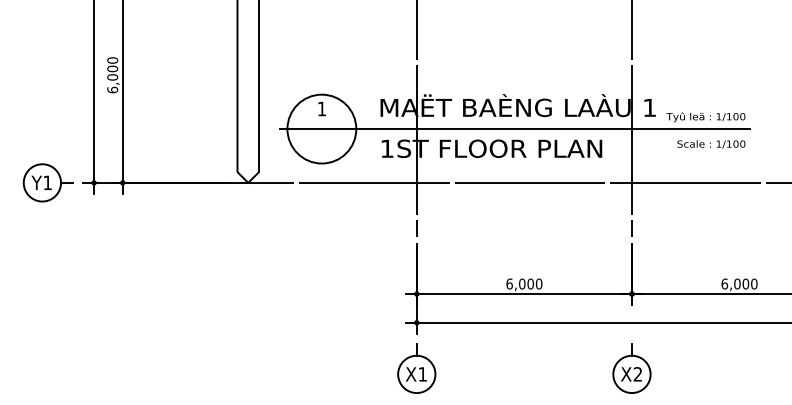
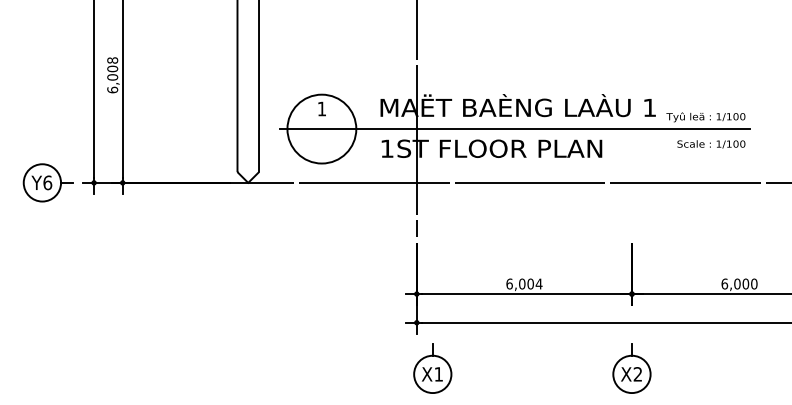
text: 6,000 -> 6,008 (112, 60)
line: present -> none (631, 119)
text: Y1 -> Y6 (47, 182)
text: 6,000 -> 6,004 (538, 283)
part position: (416, 368) -> (432, 368) (432, 368)
